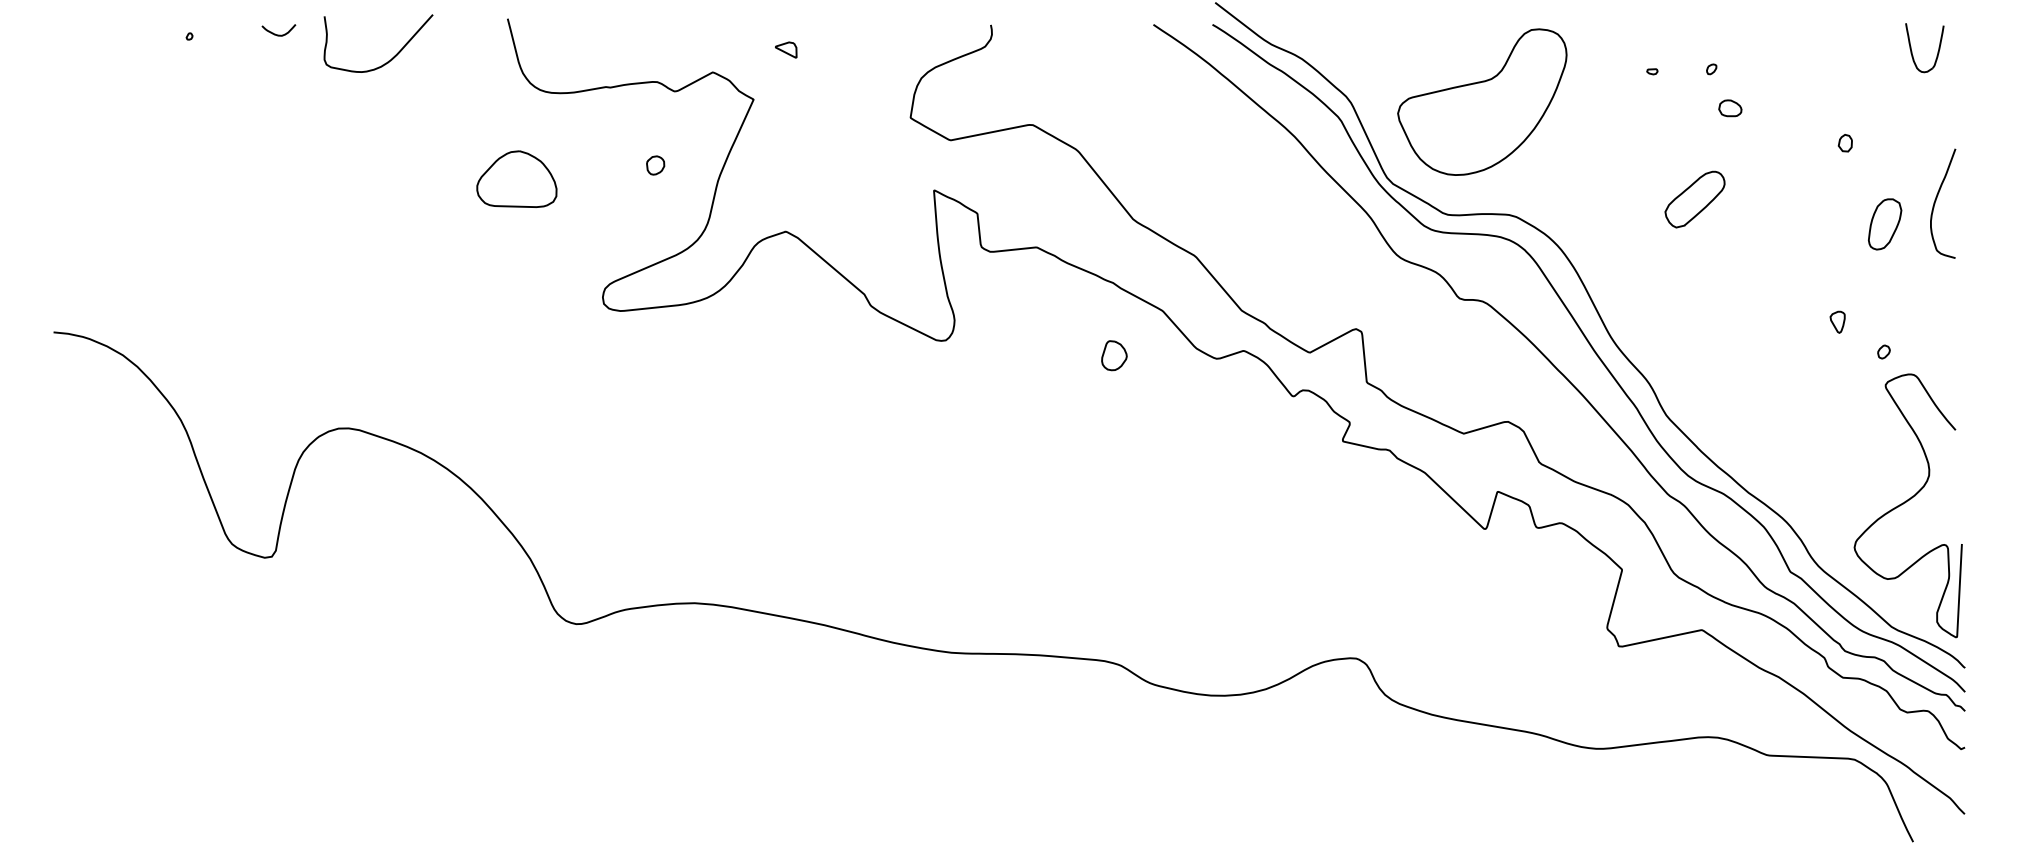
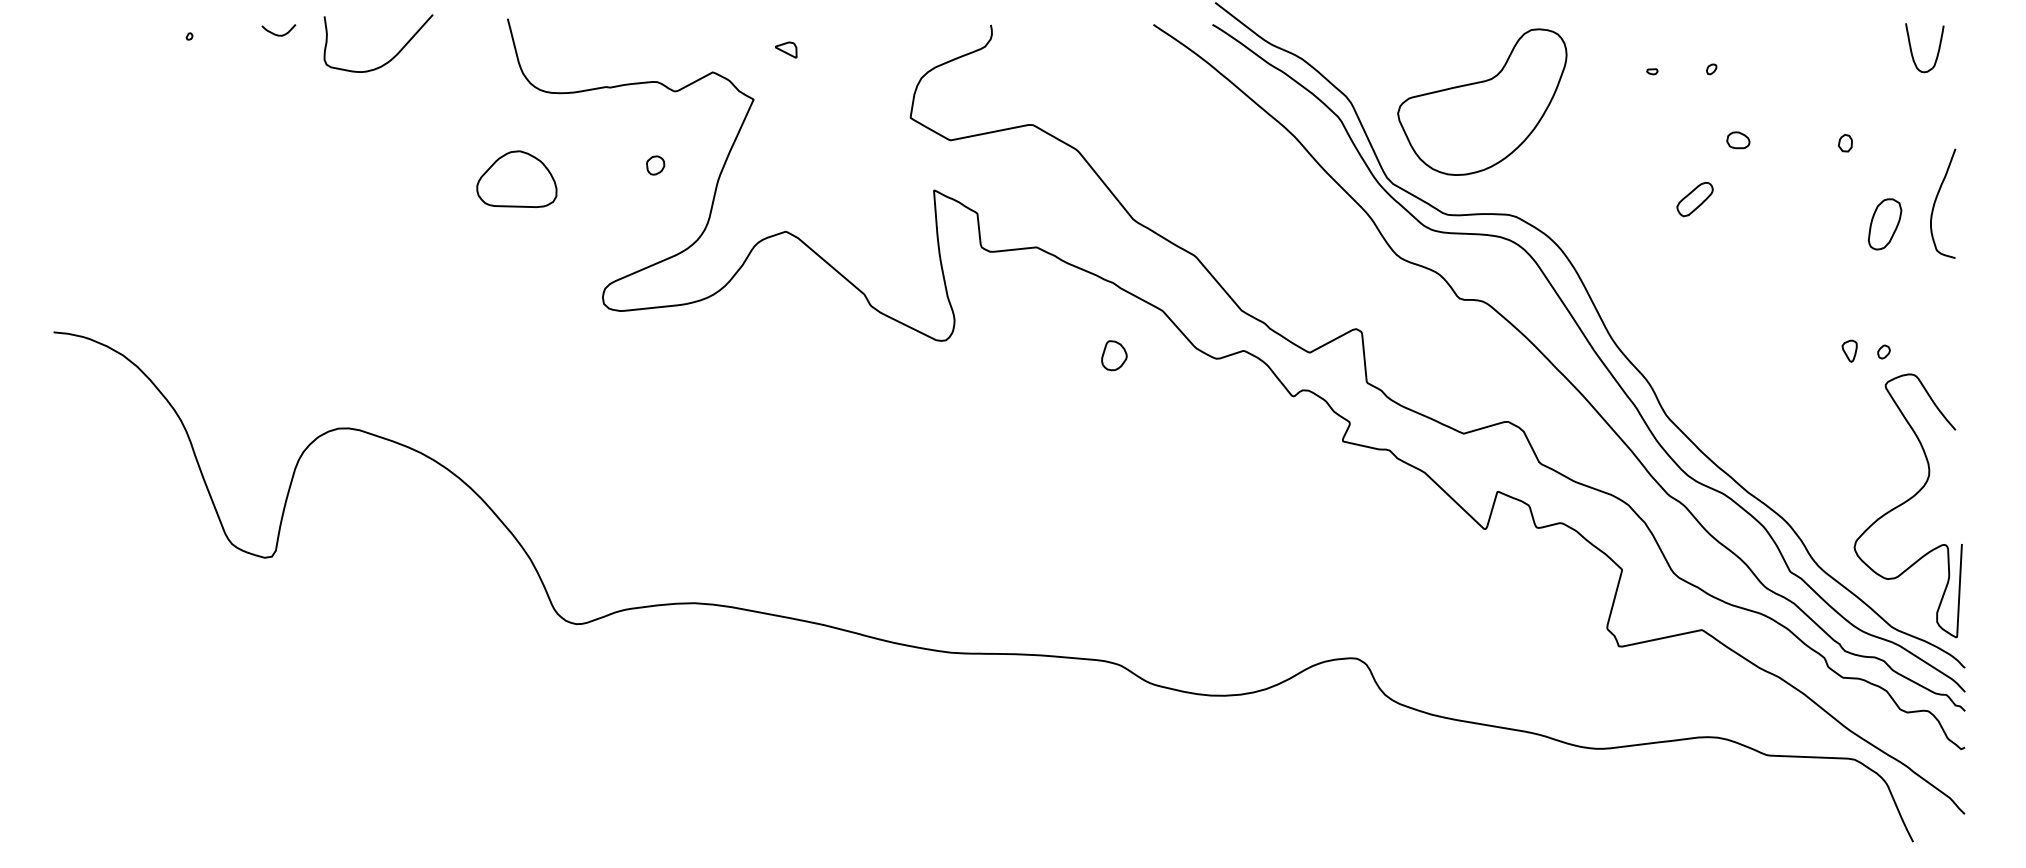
part position: (1730, 108) -> (1738, 140) (1738, 140)
part size: 62x59 px -> 38x36 px (1694, 199)
part position: (1837, 321) -> (1849, 350) (1849, 350)
